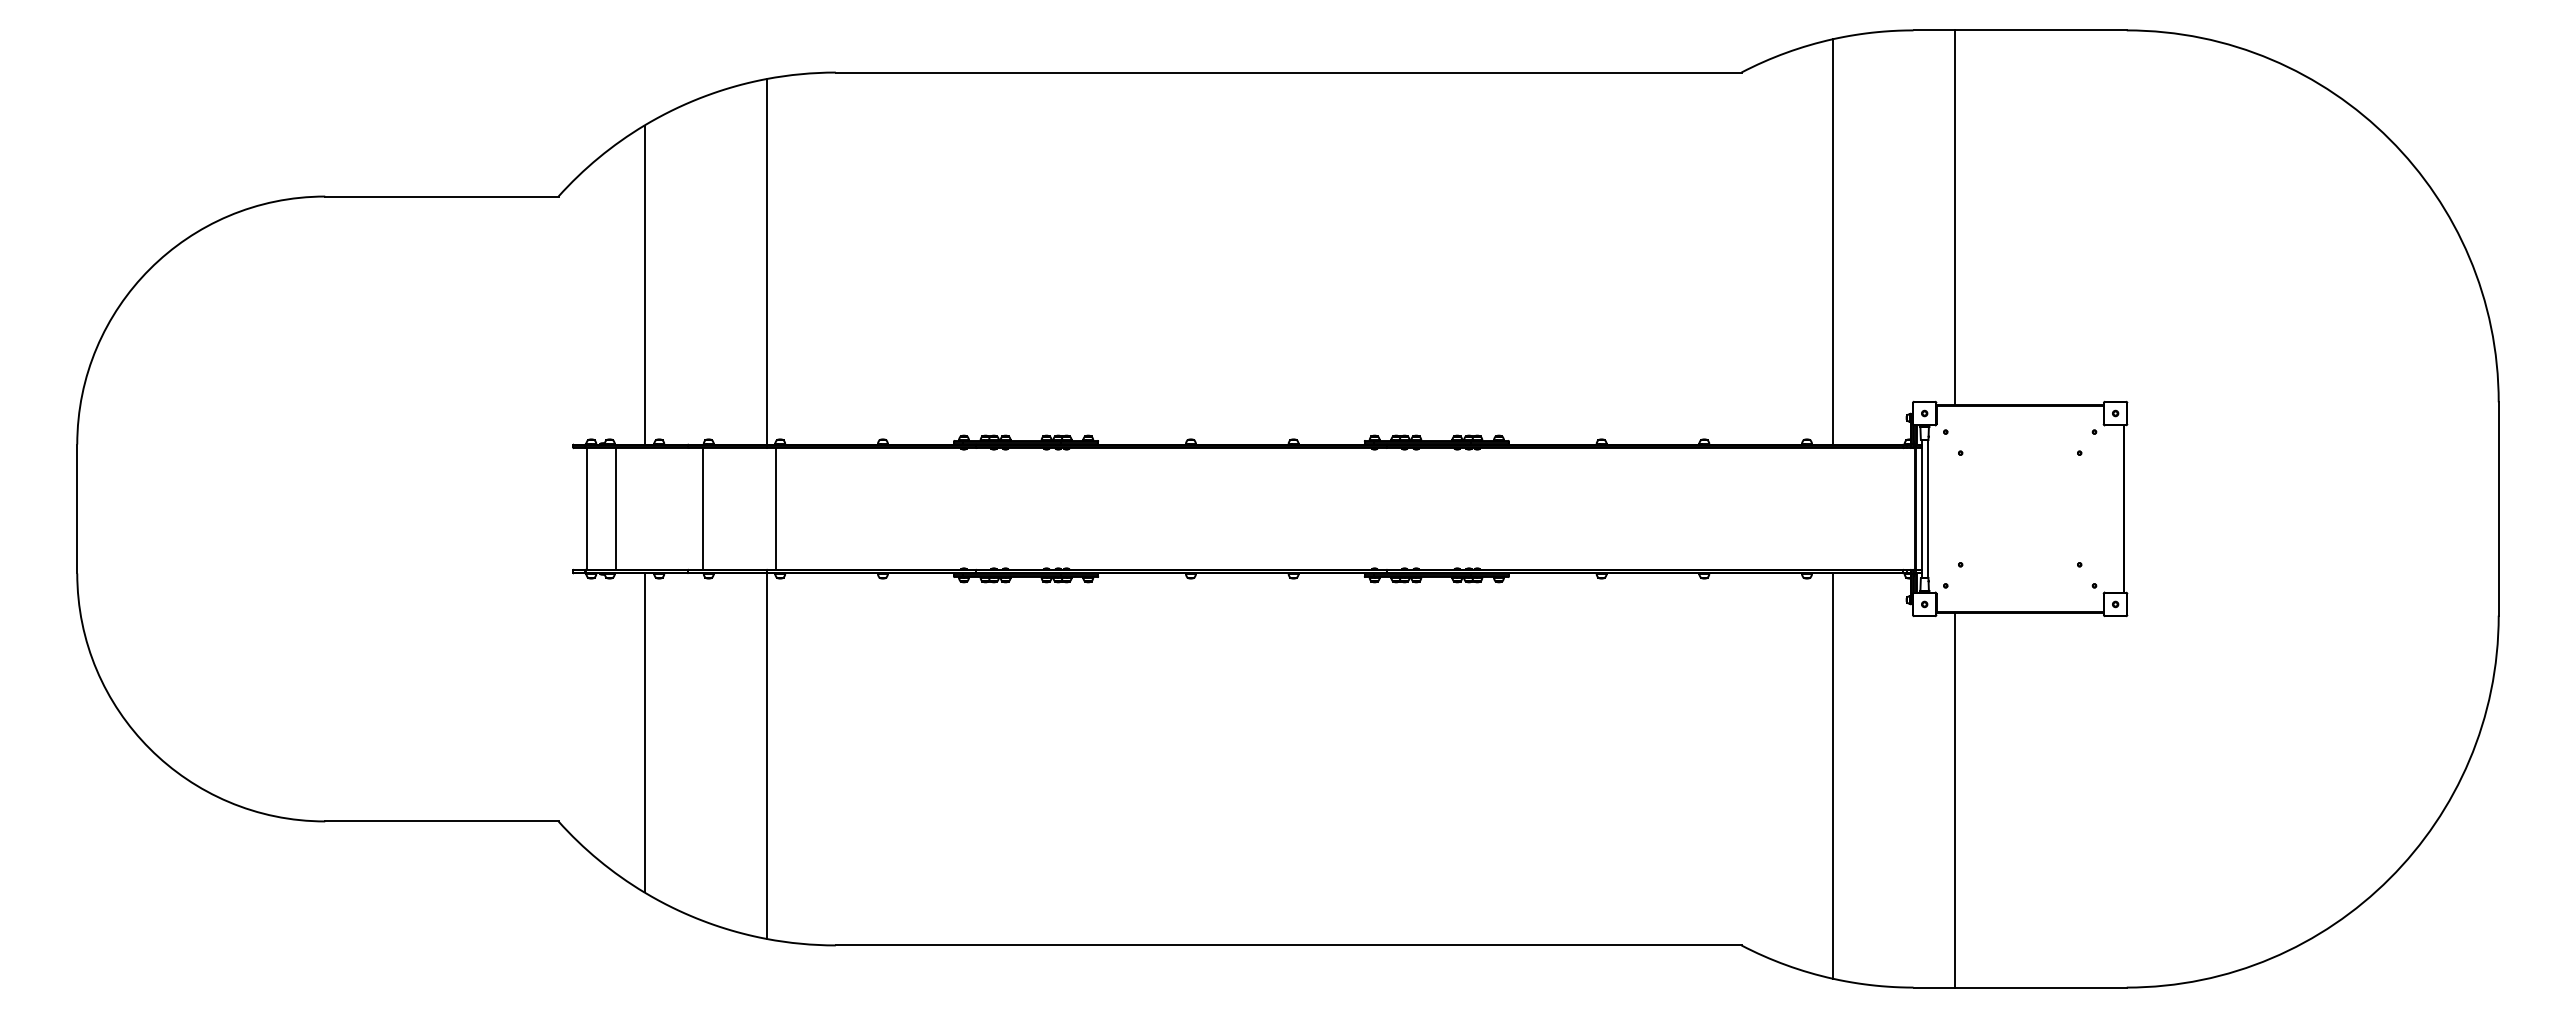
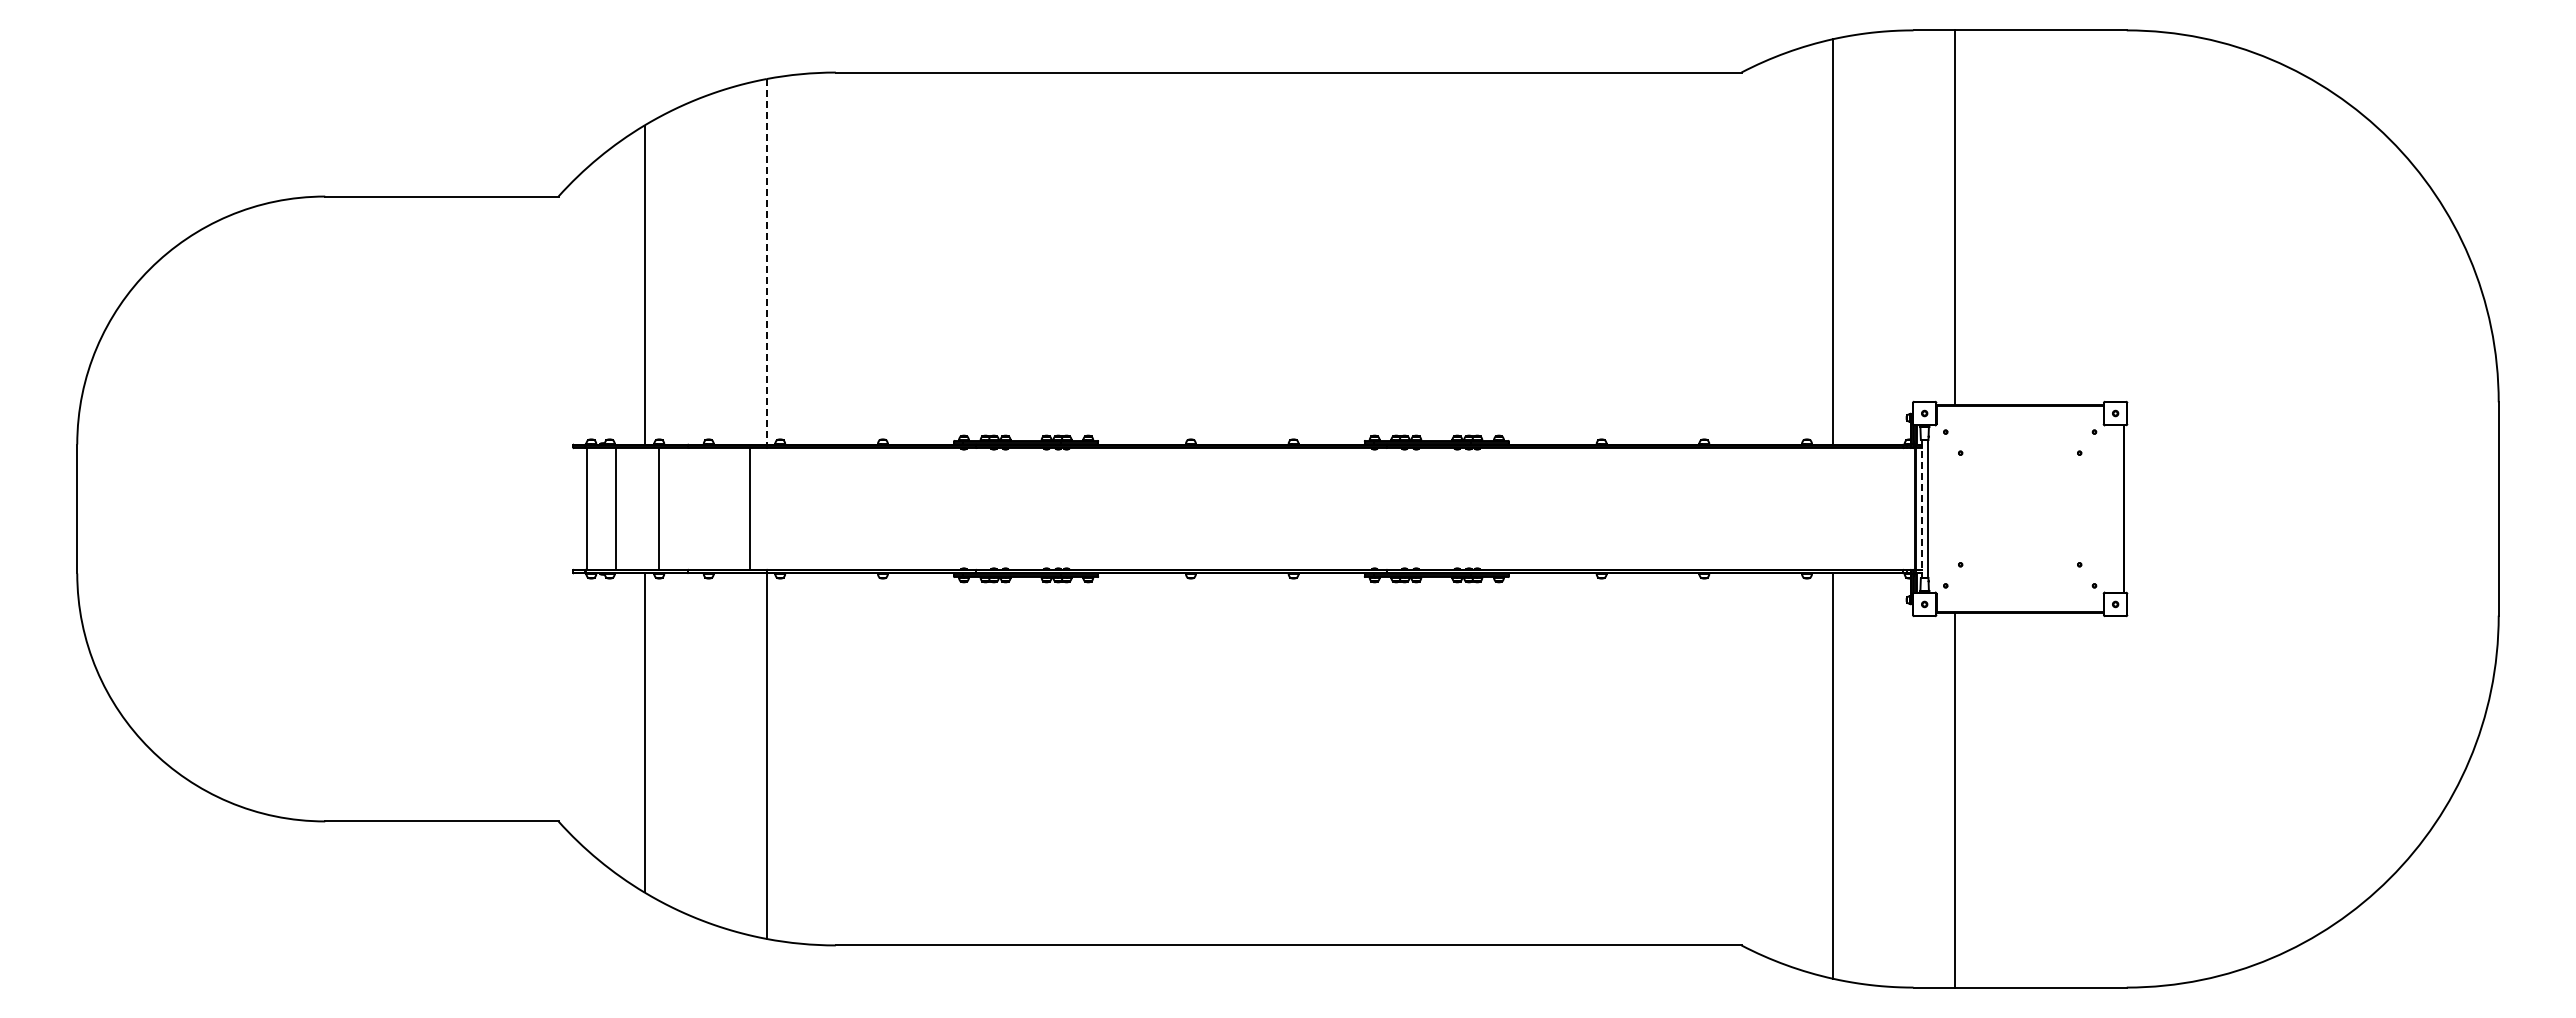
line: solid -> dashed (766, 261)
line position: (702, 508) -> (658, 508) (658, 508)
line position: (775, 508) -> (749, 508) (749, 508)
line: solid -> dashed (1921, 509)
